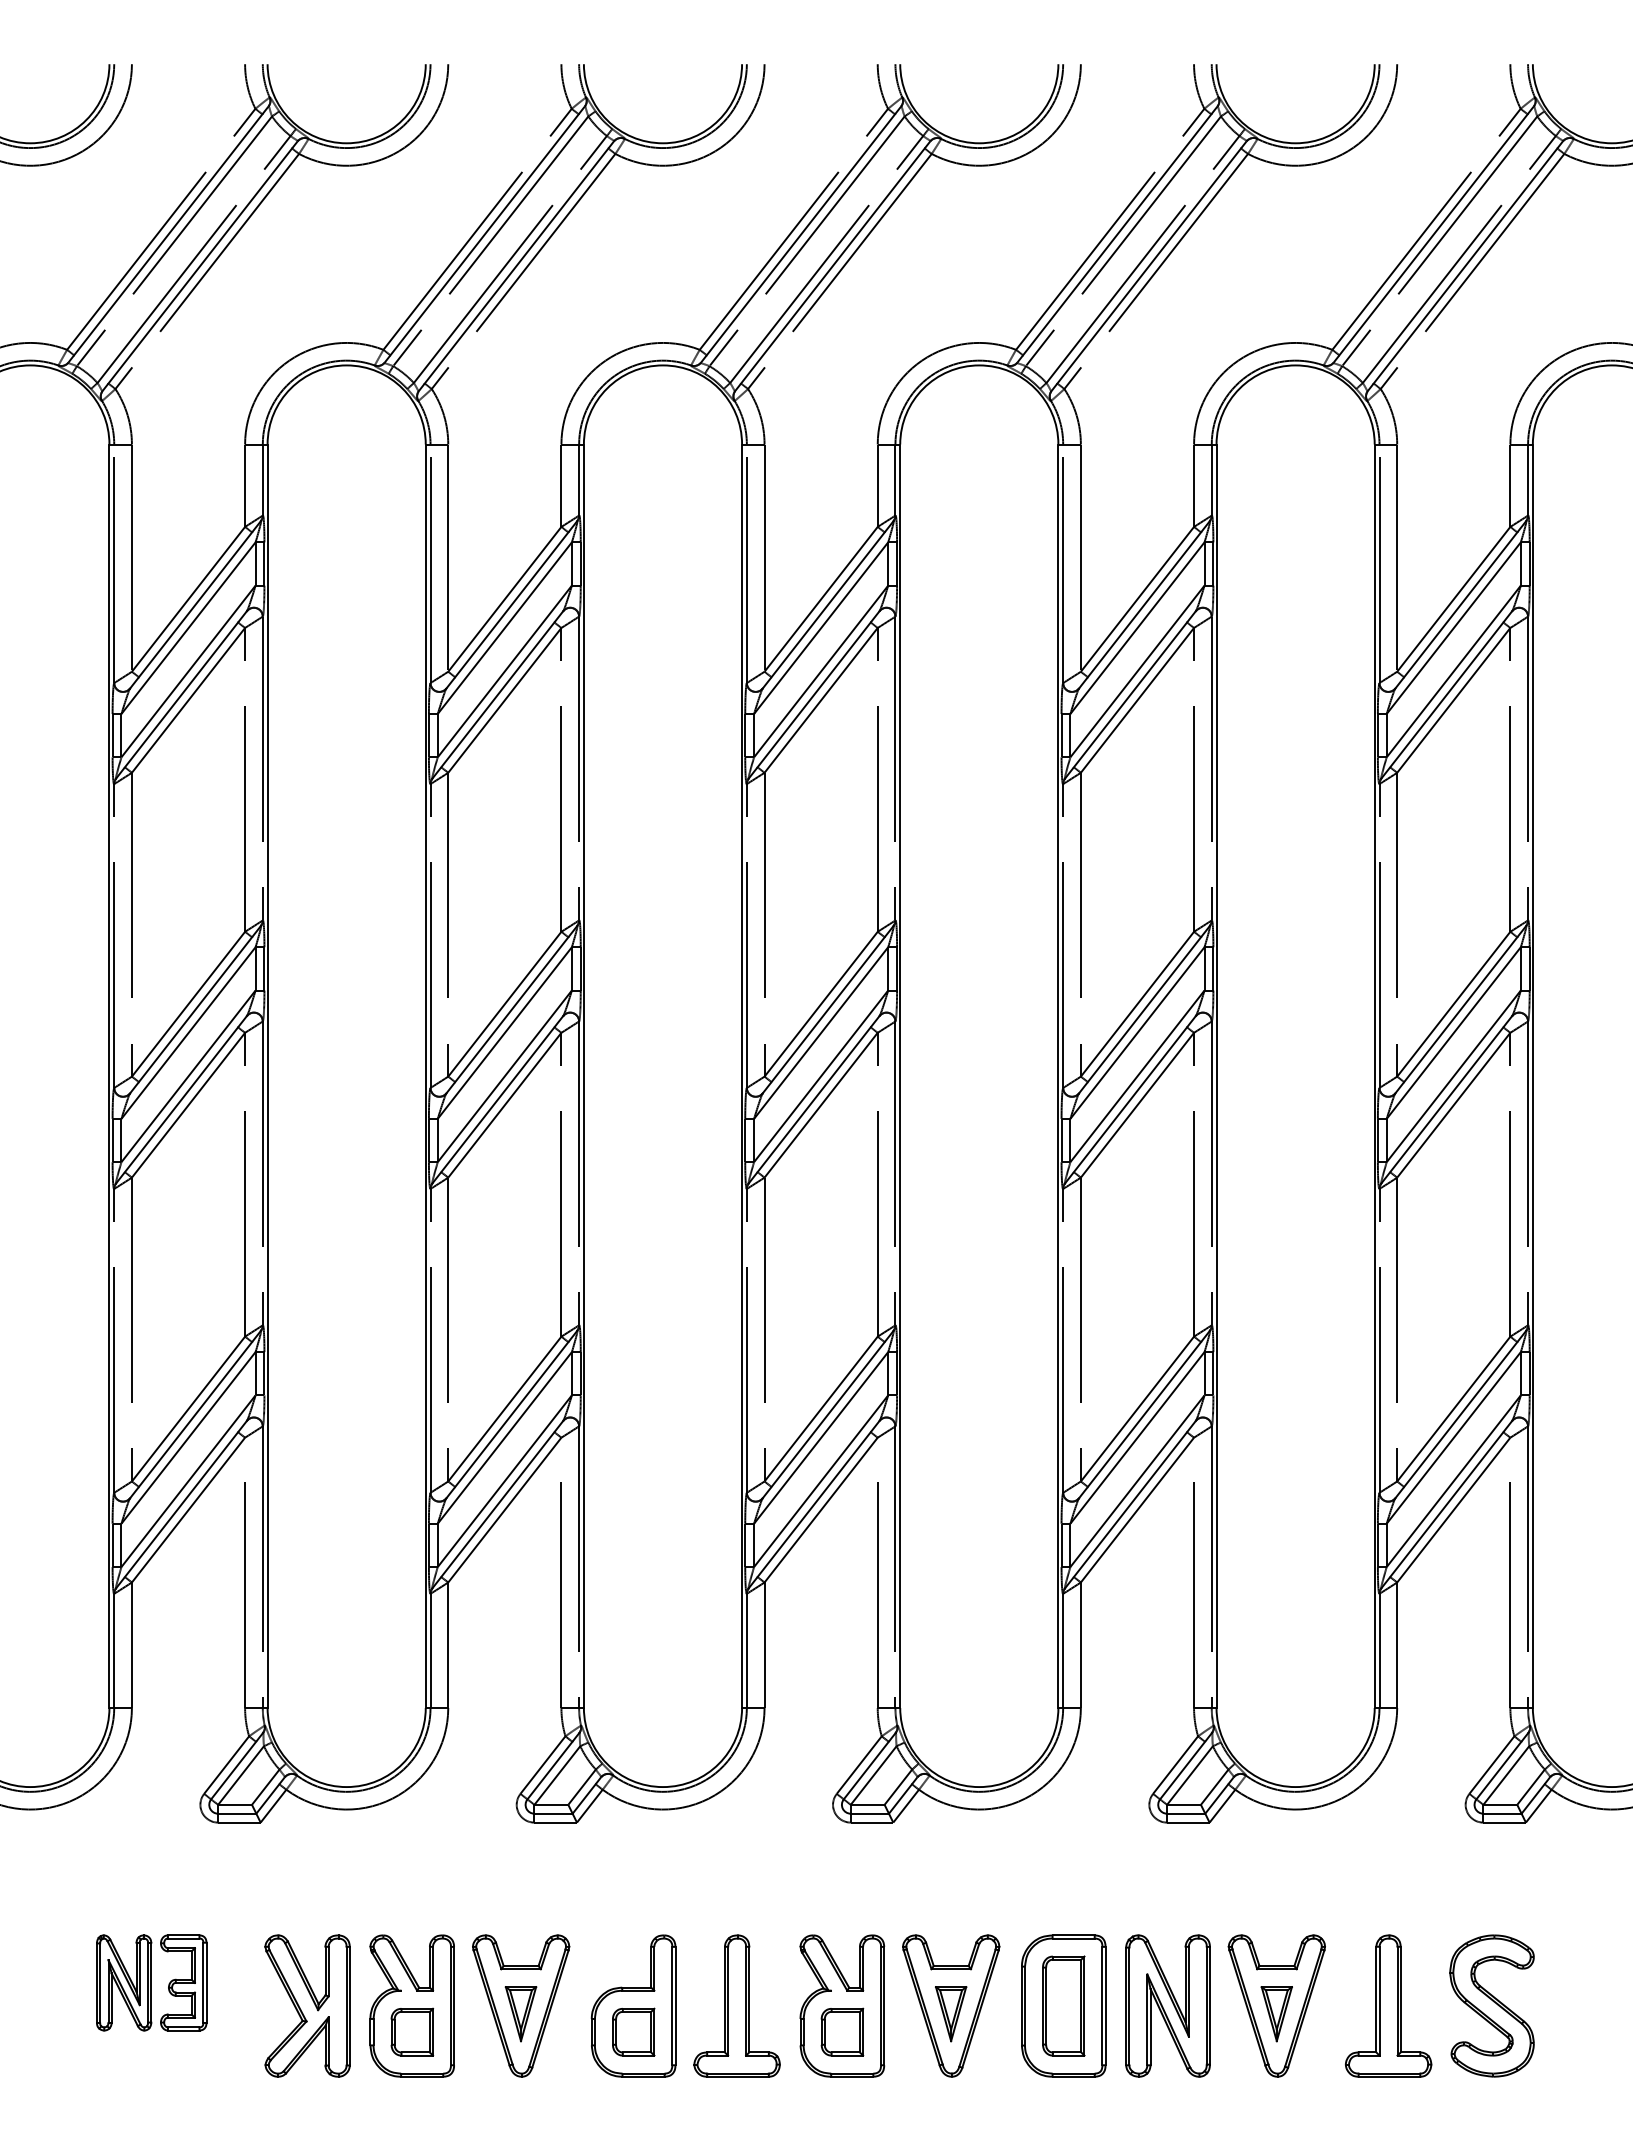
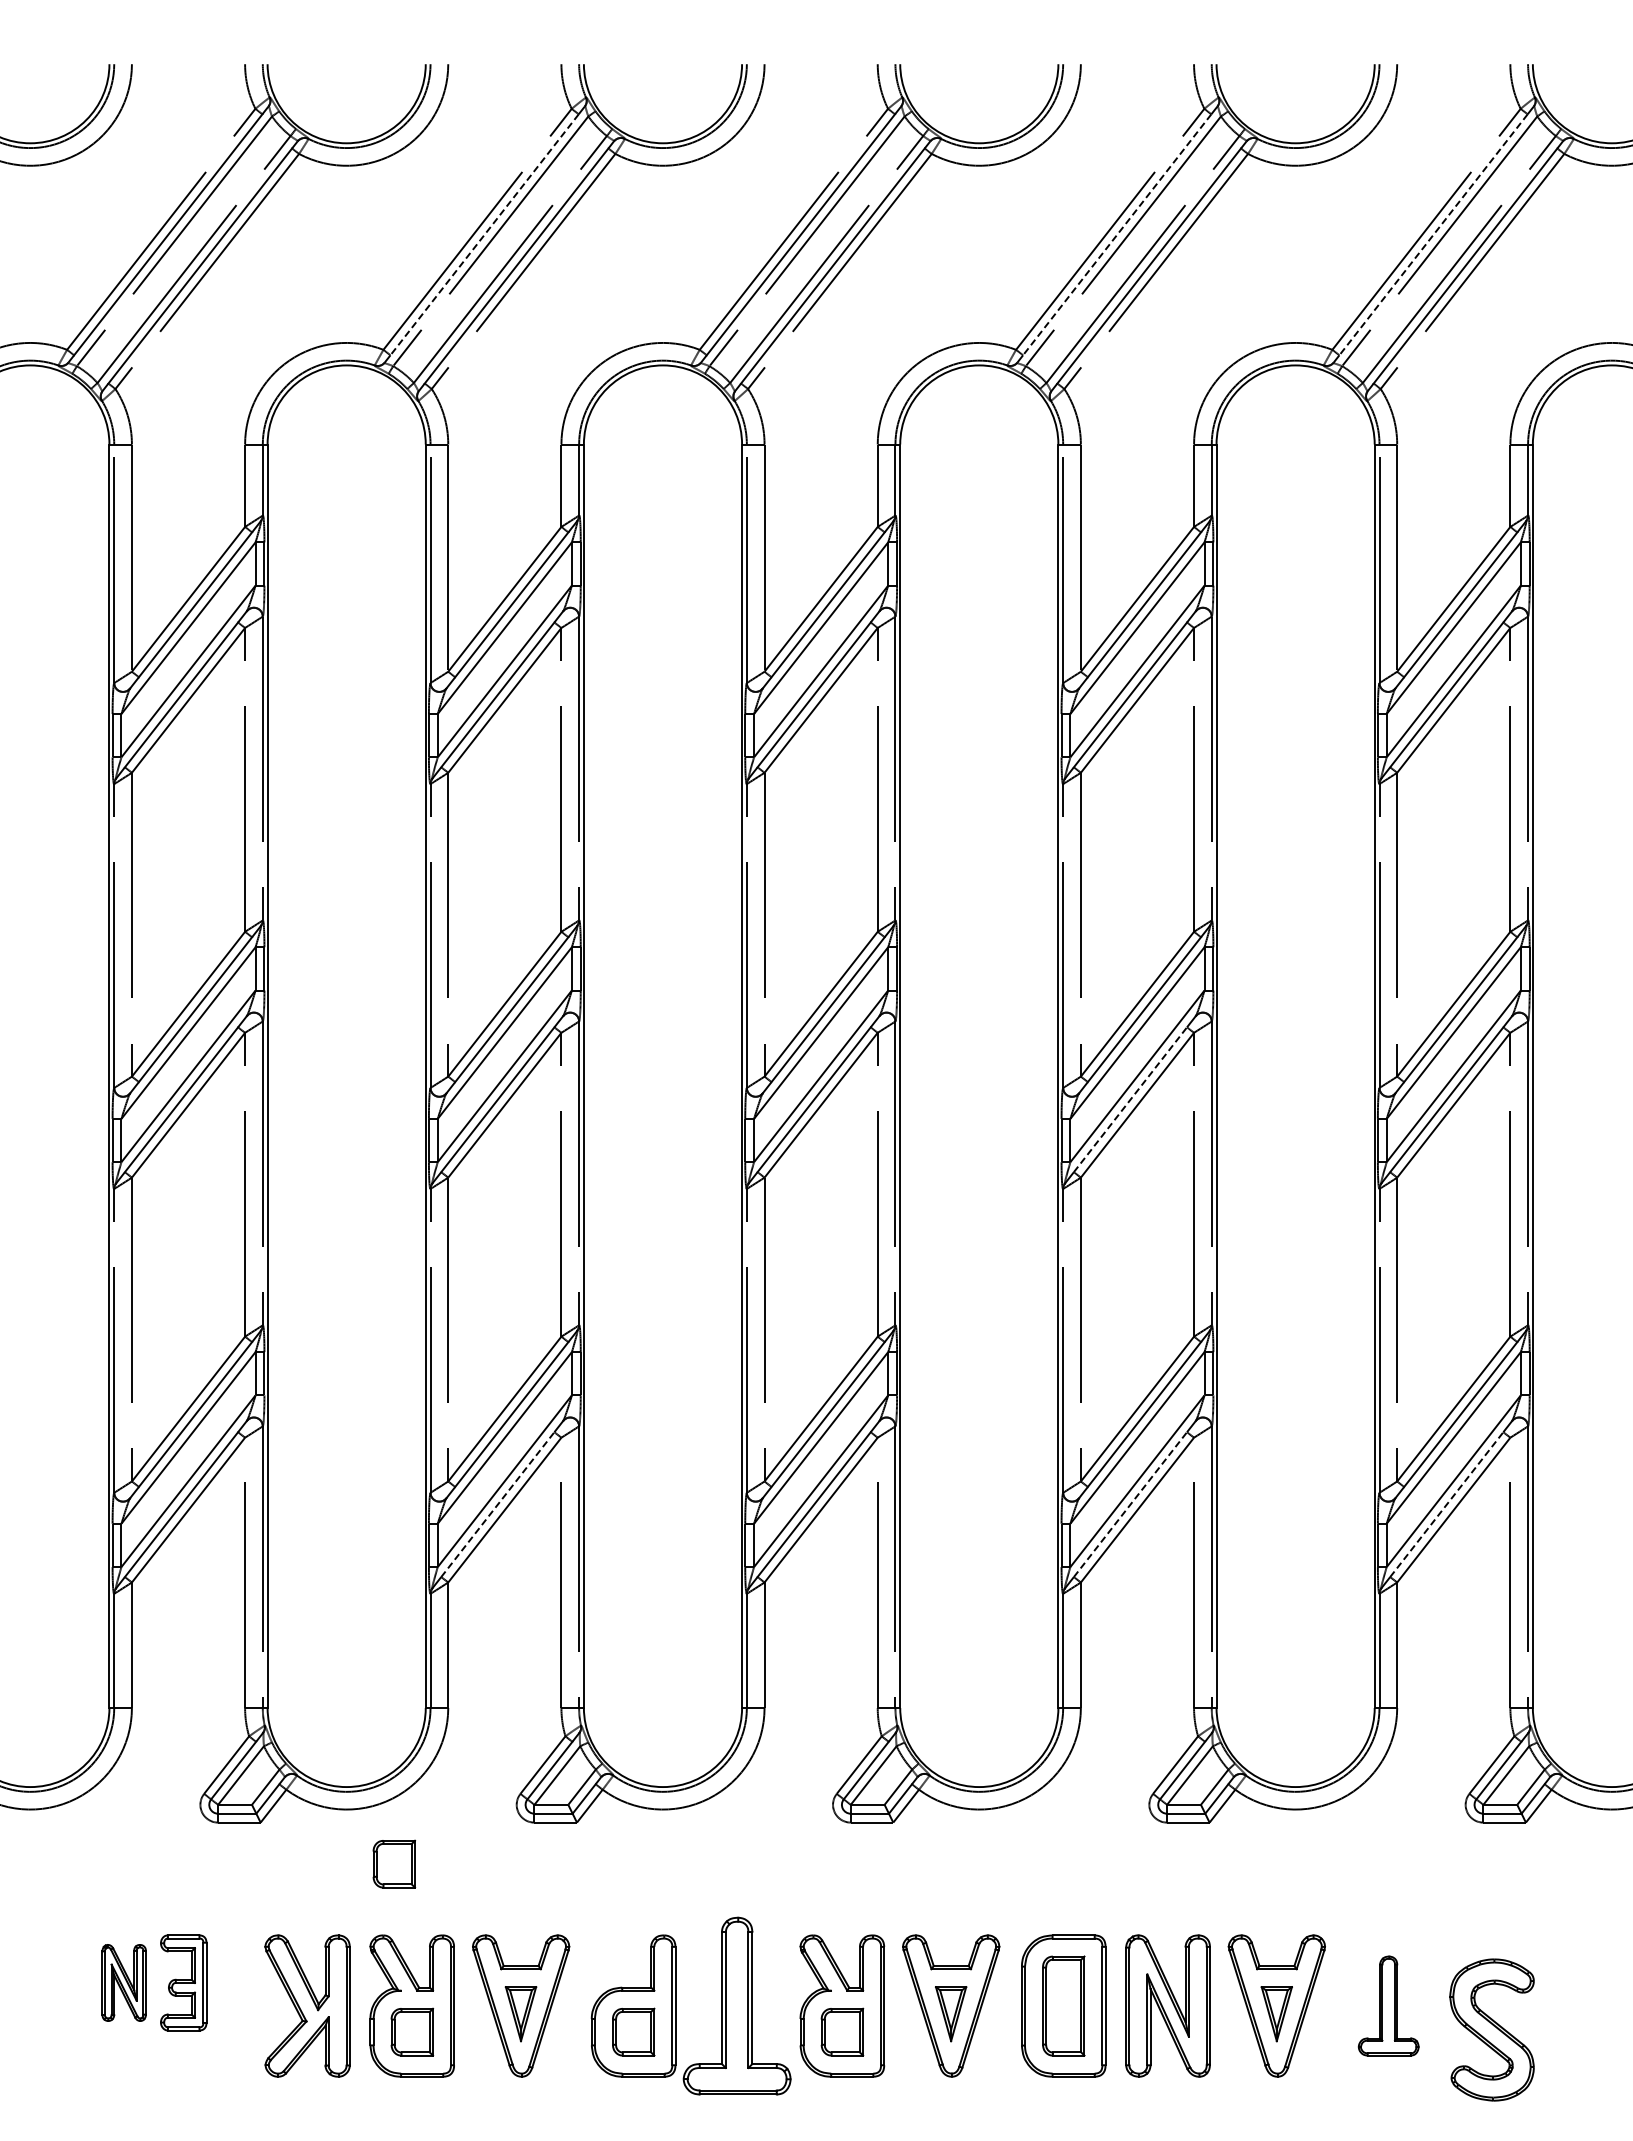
line: solid -> dashed (484, 234)
line: solid -> dashed (1117, 234)
line: solid -> dashed (1433, 234)
line: solid -> dashed (1130, 1099)
line: solid -> dashed (497, 1504)
line: solid -> dashed (1130, 1504)
line: solid -> dashed (1446, 1504)
part: none -> present (394, 1863)
part size: 57x98 px -> 46x78 px (123, 1982)
part size: 88x144 px -> 110x180 px (736, 2005)
part size: 88x144 px -> 63x102 px (1388, 2005)
part position: (1491, 2005) -> (1491, 2029) (1491, 2029)
